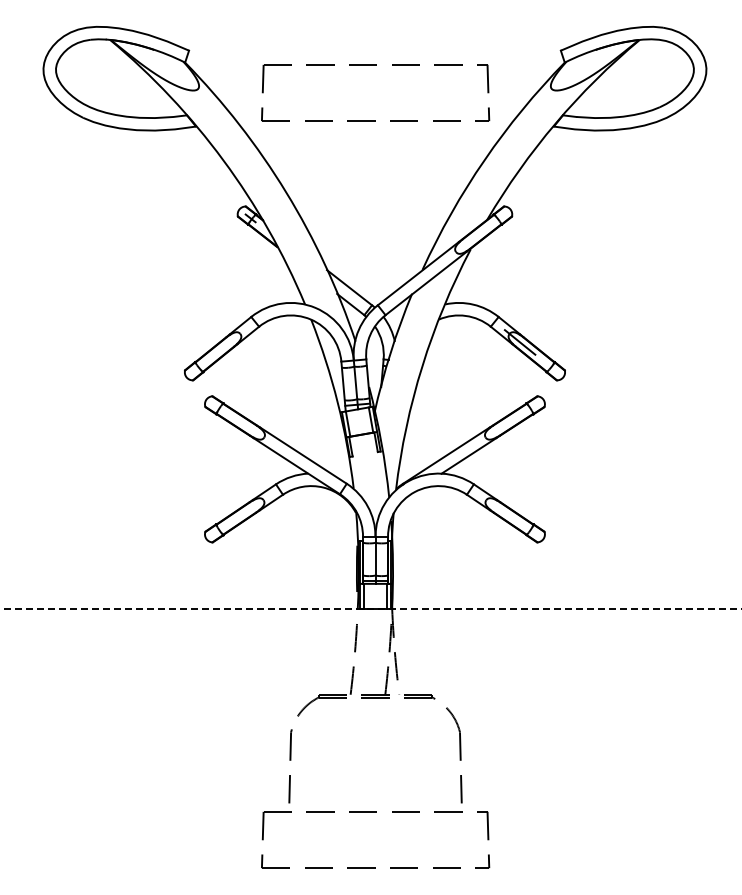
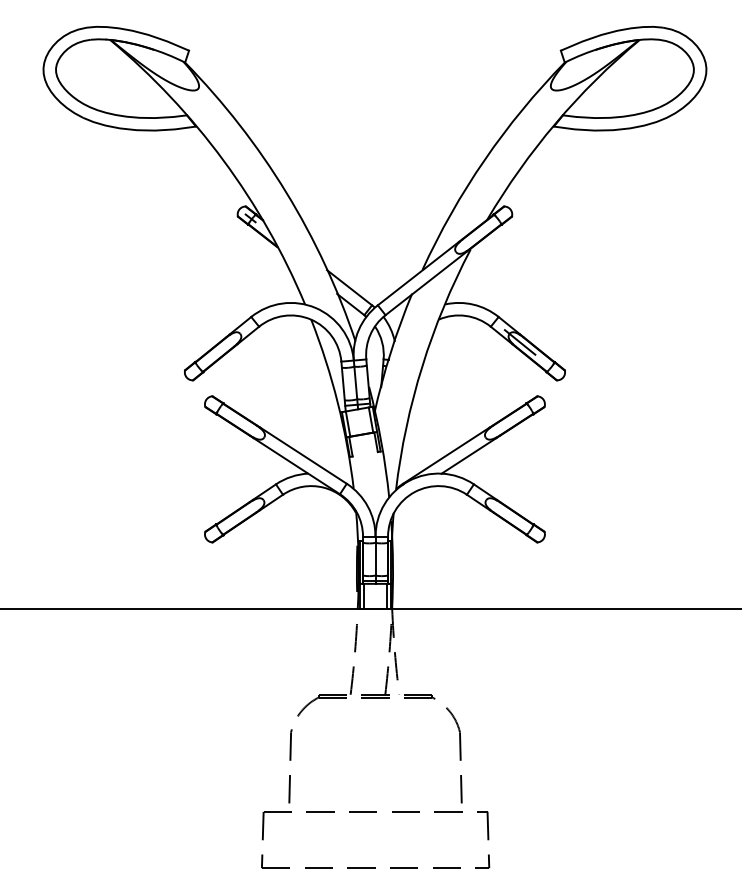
part: present -> none (375, 65)
line: dashed -> solid (371, 609)
